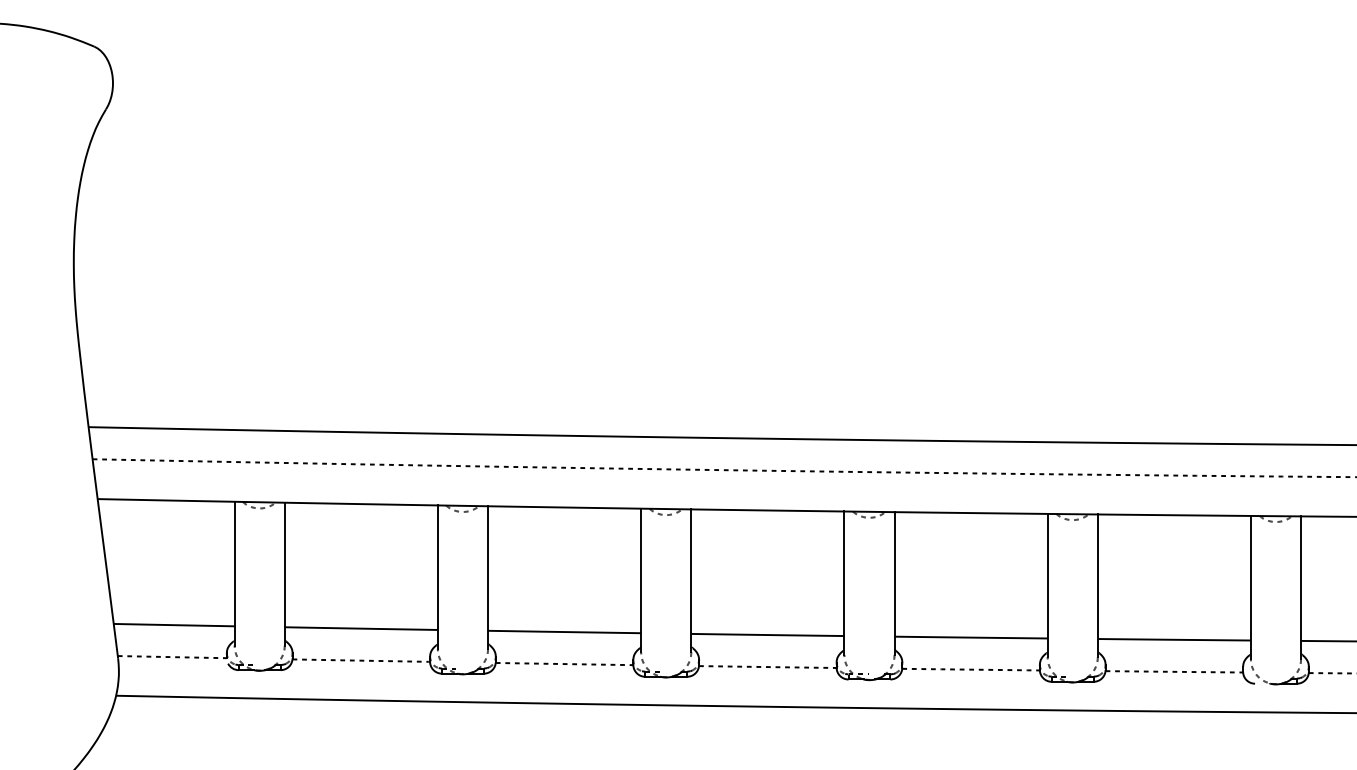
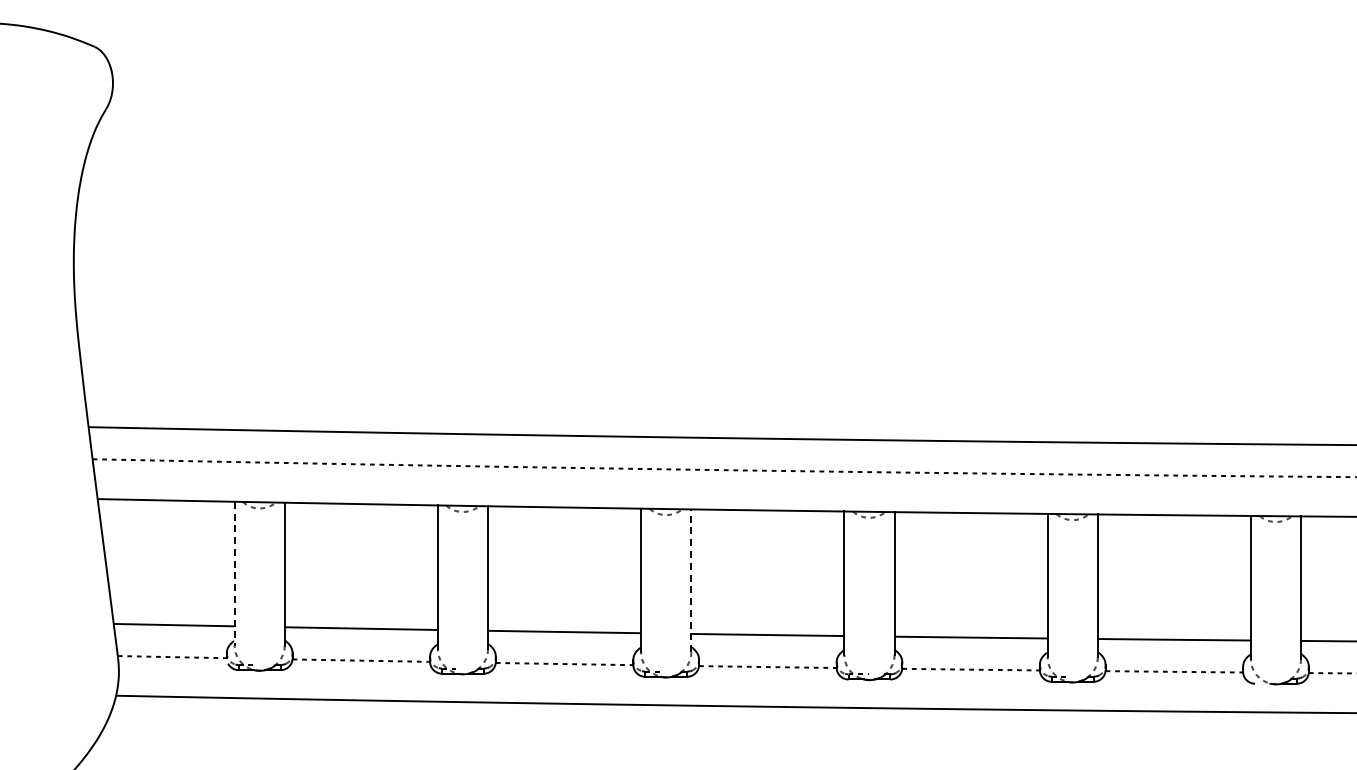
line: solid -> dashed (234, 573)
line: solid -> dashed (691, 580)
